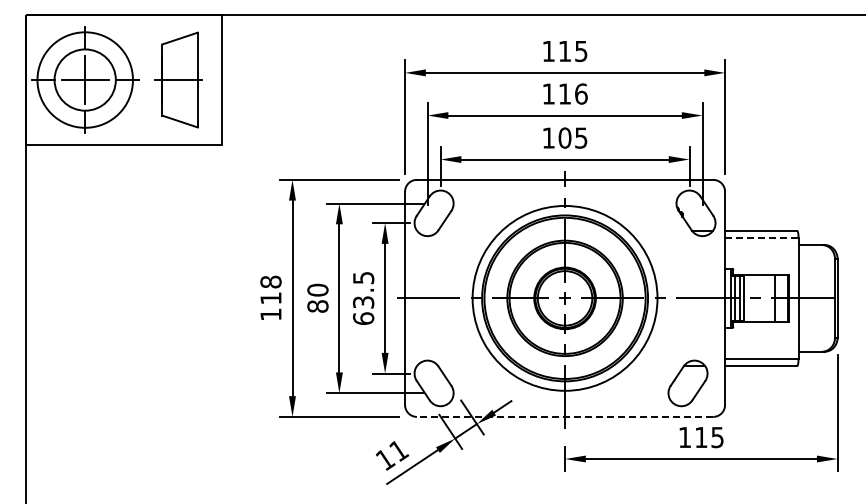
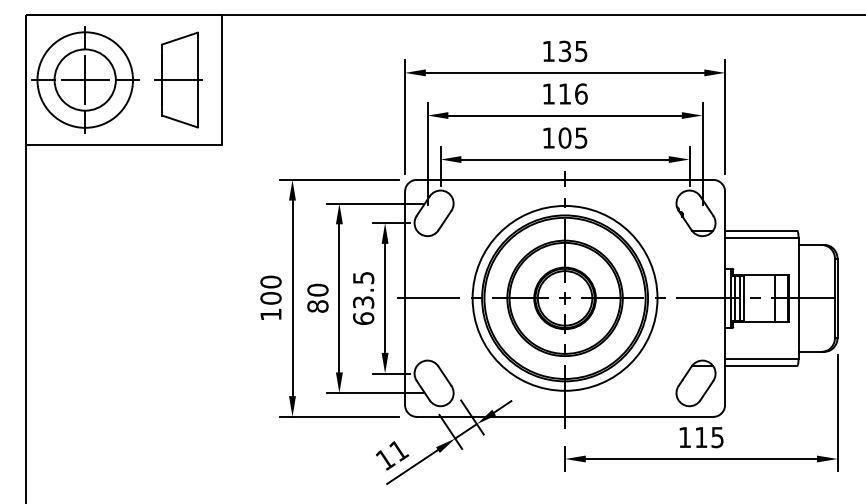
text: 115 -> 135 (564, 51)
line: dashed -> solid (761, 237)
text: 118 -> 100 (270, 289)
part position: (687, 383) -> (695, 383) (695, 383)
line: dashed -> solid (564, 416)
